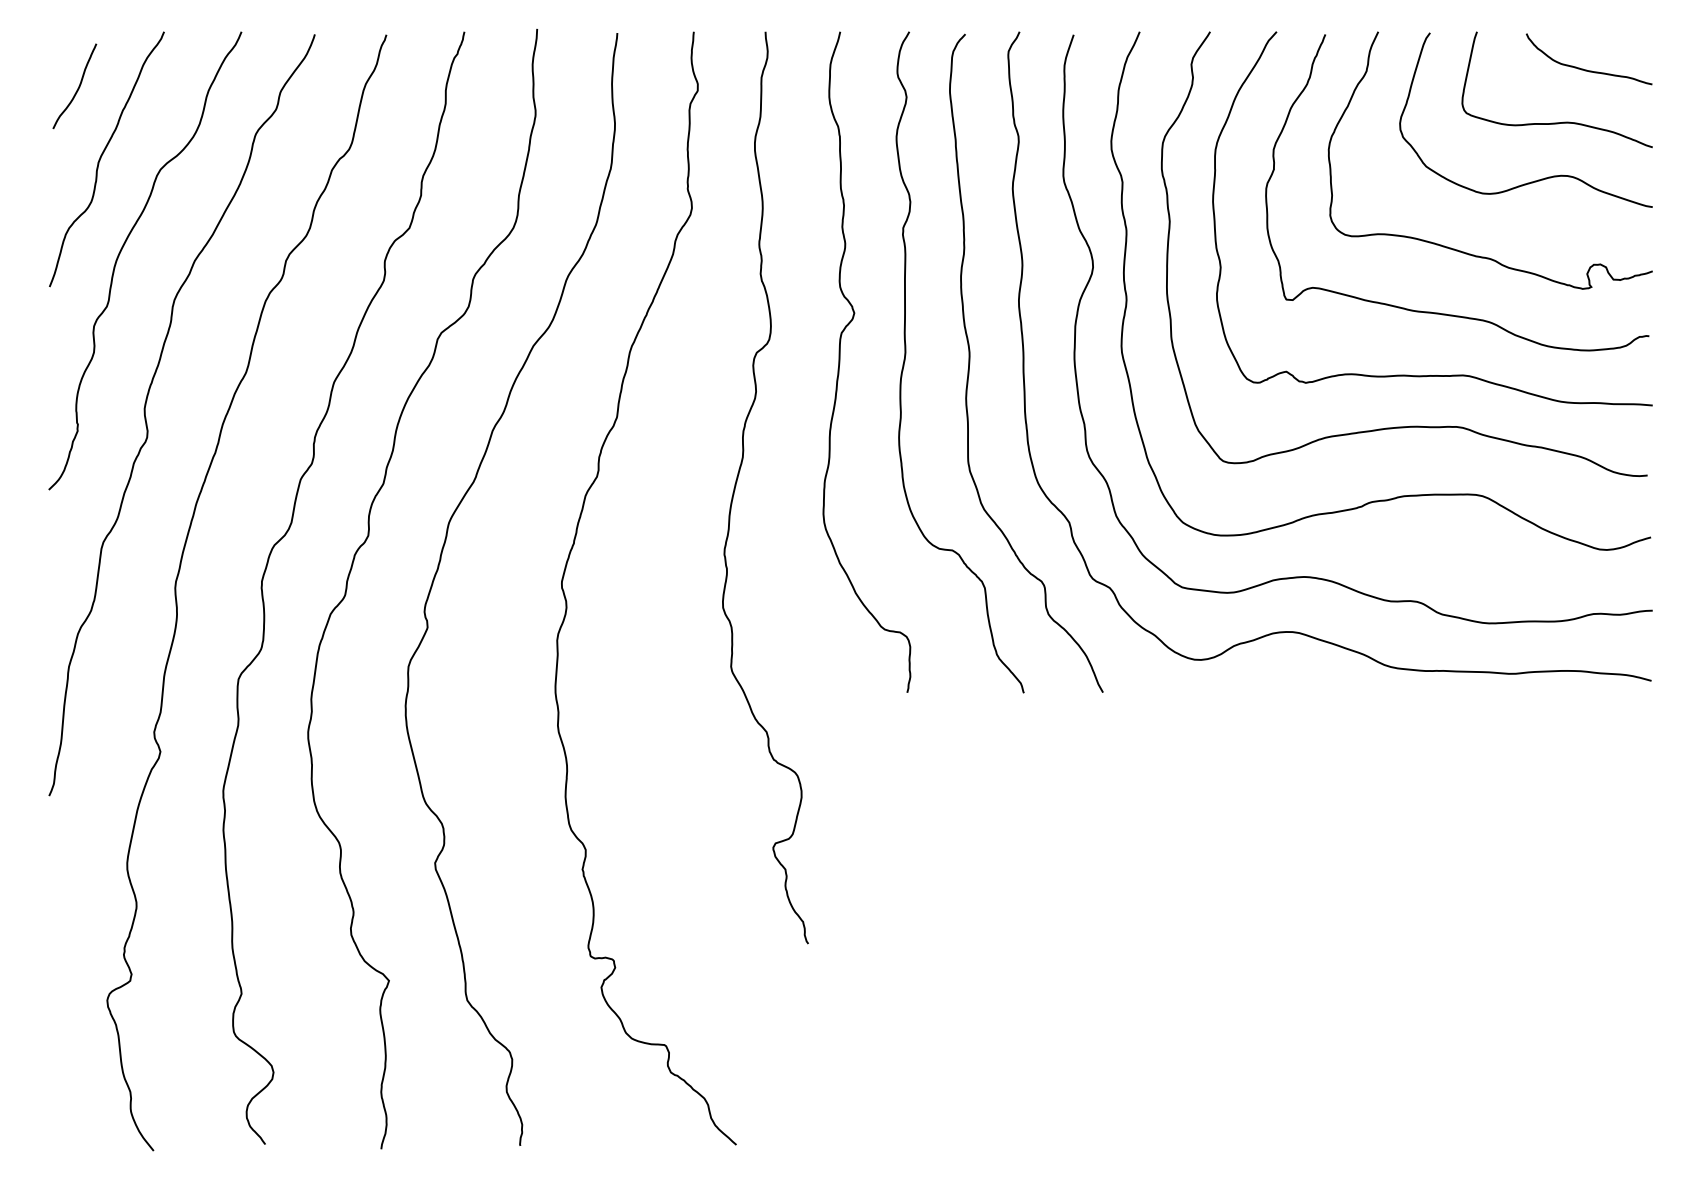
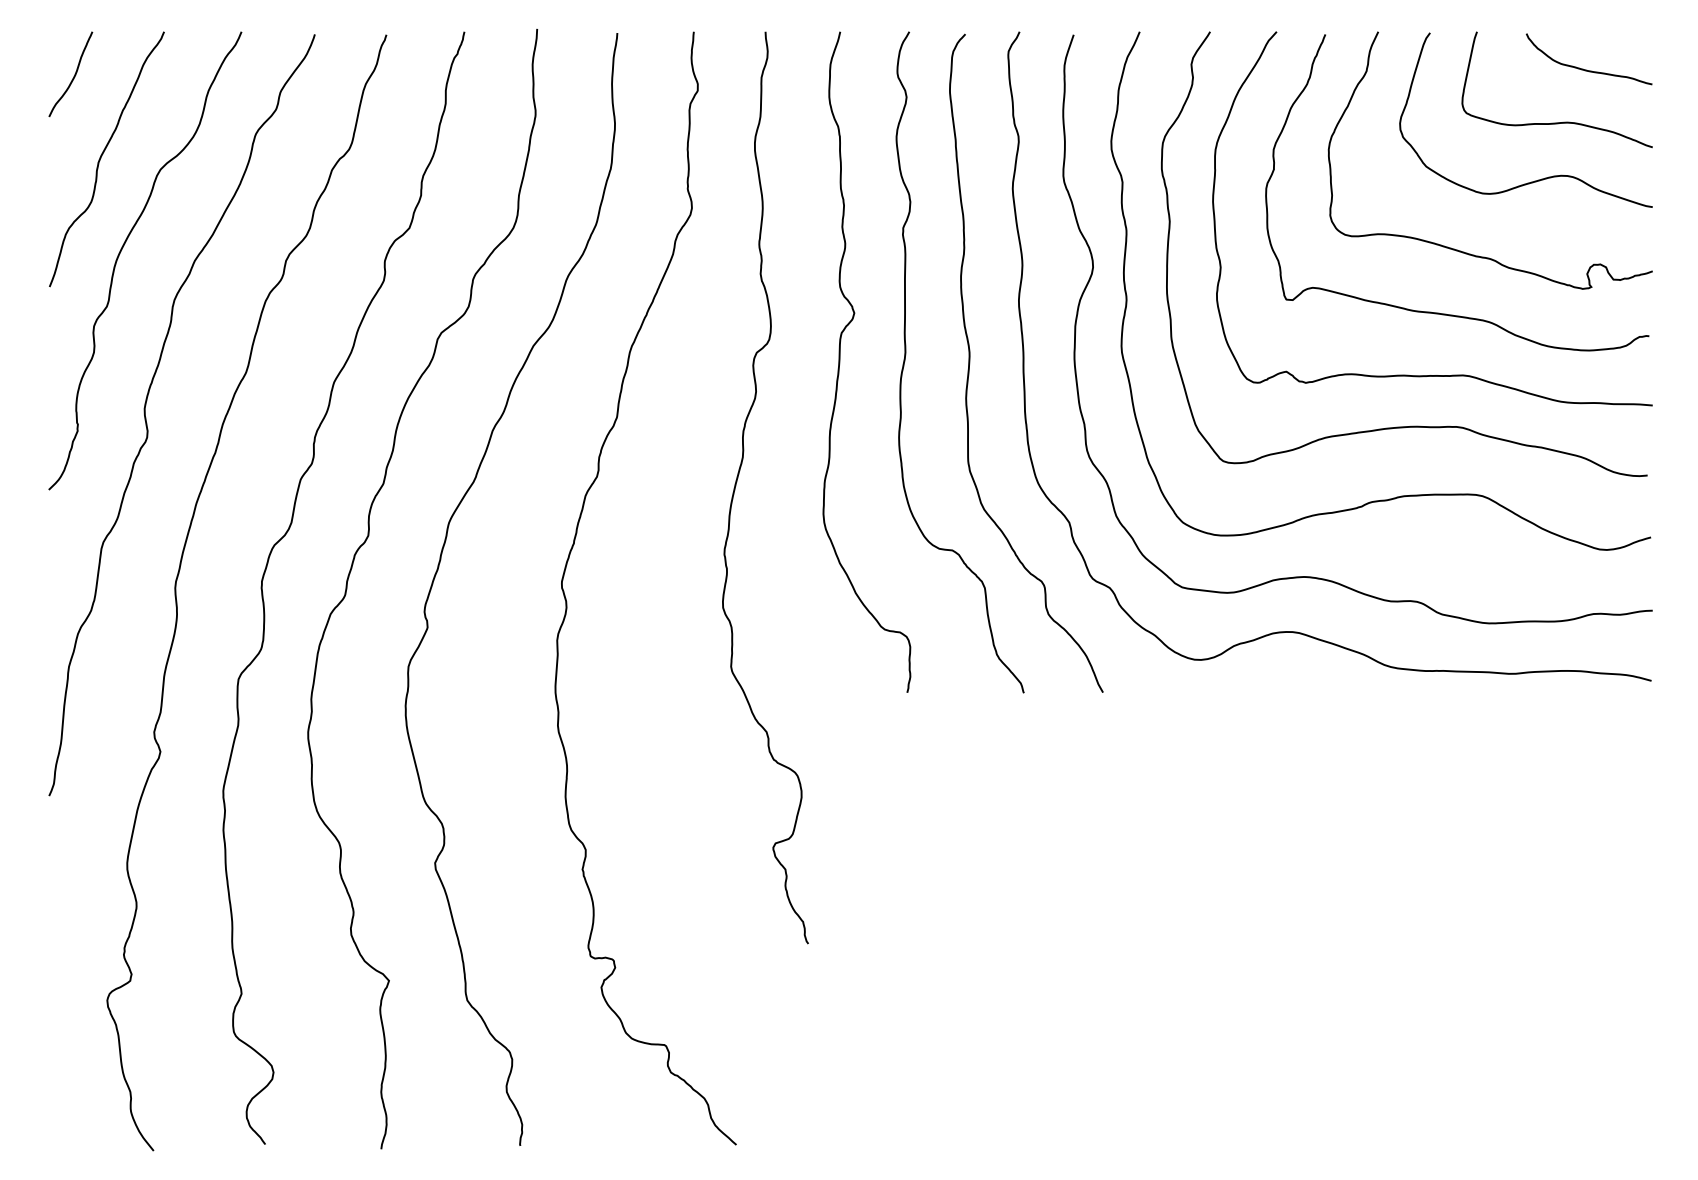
curve position: (77, 88) -> (73, 76) (73, 76)
